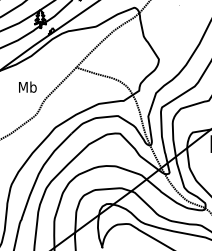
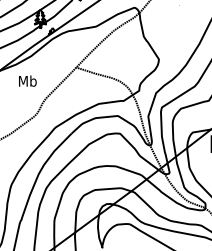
text position: (27, 86) -> (27, 80) (27, 80)
